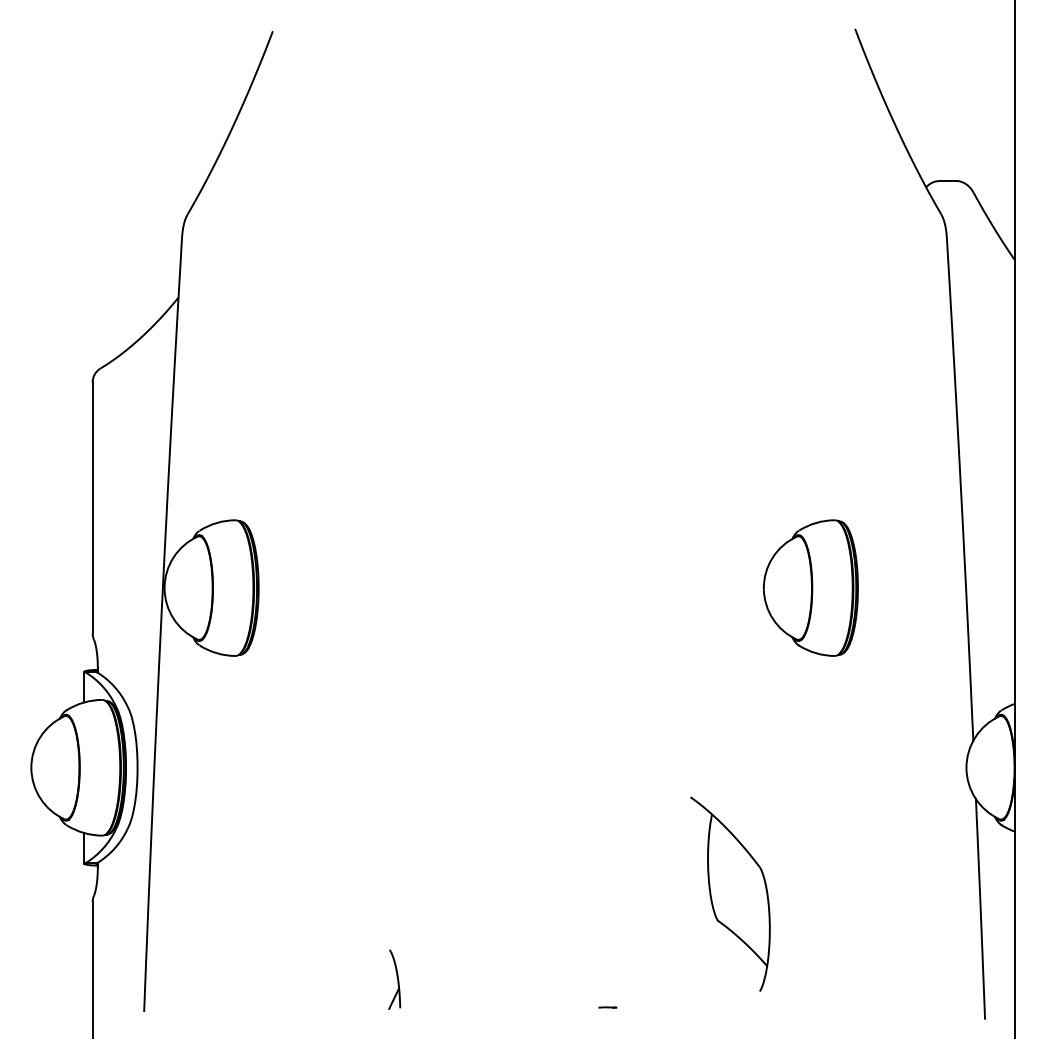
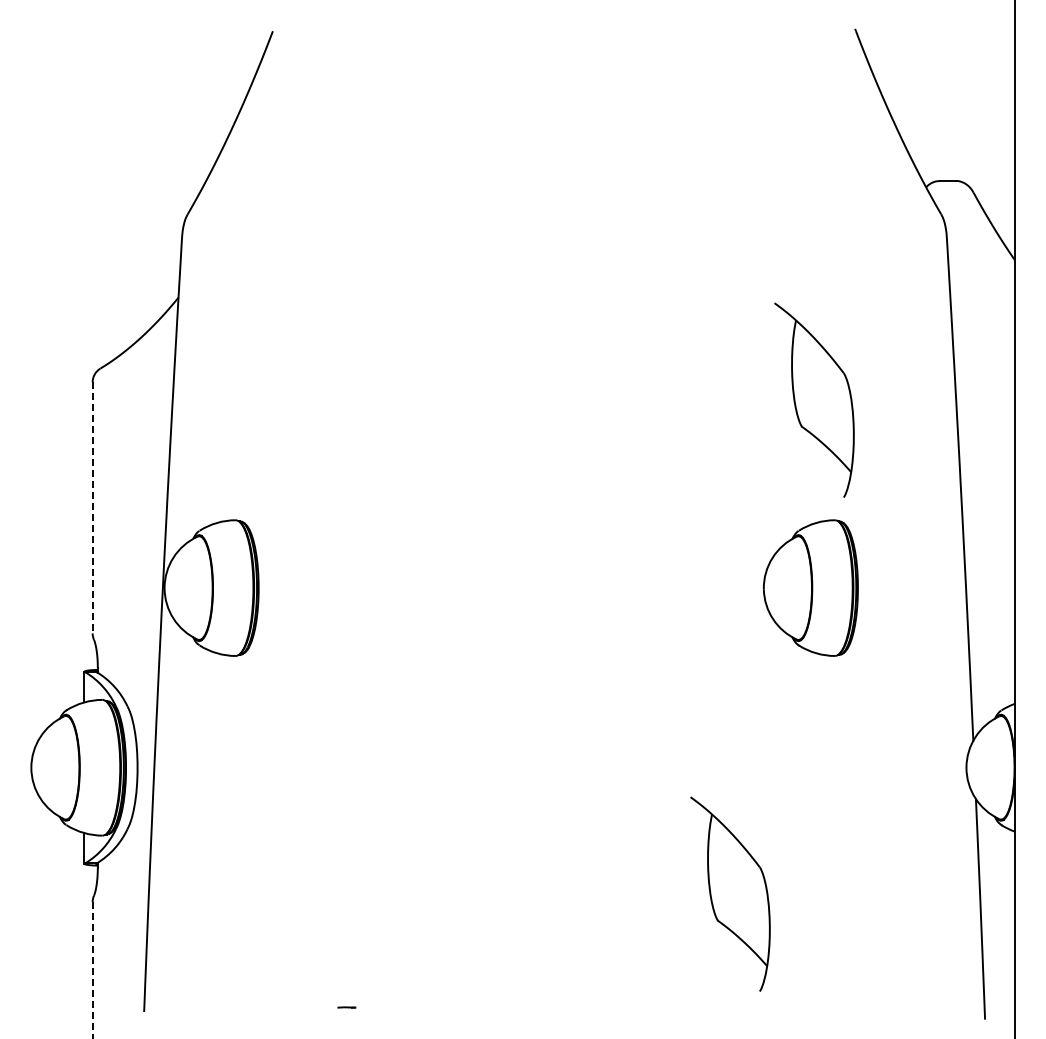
part: none -> present (814, 399)
line: solid -> dashed (92, 507)
line: solid -> dashed (92, 970)
part: present -> none (394, 979)
line position: (607, 1007) -> (346, 1007) (346, 1007)
